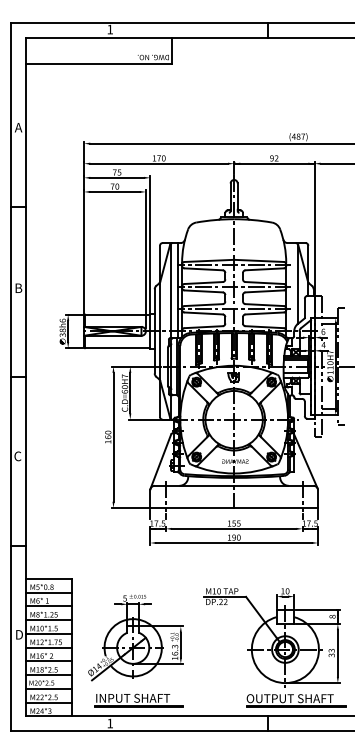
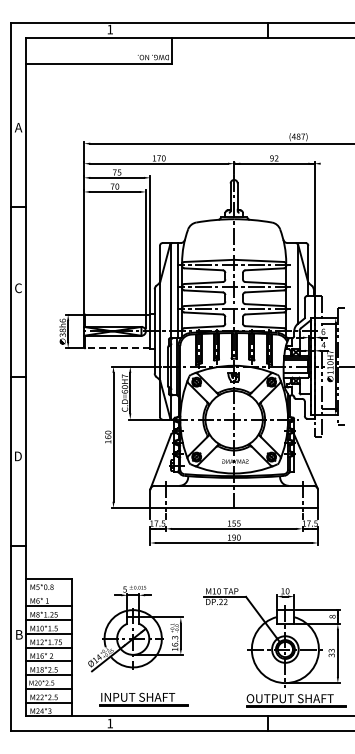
line: present -> none (335, 163)
text: B -> C (18, 288)
line: solid -> dashed (117, 348)
text: C -> D (17, 456)
line: present -> none (48, 592)
text: D -> B (19, 634)
part position: (135, 637) -> (135, 628) (135, 628)
part position: (138, 700) -> (143, 699) (143, 699)
